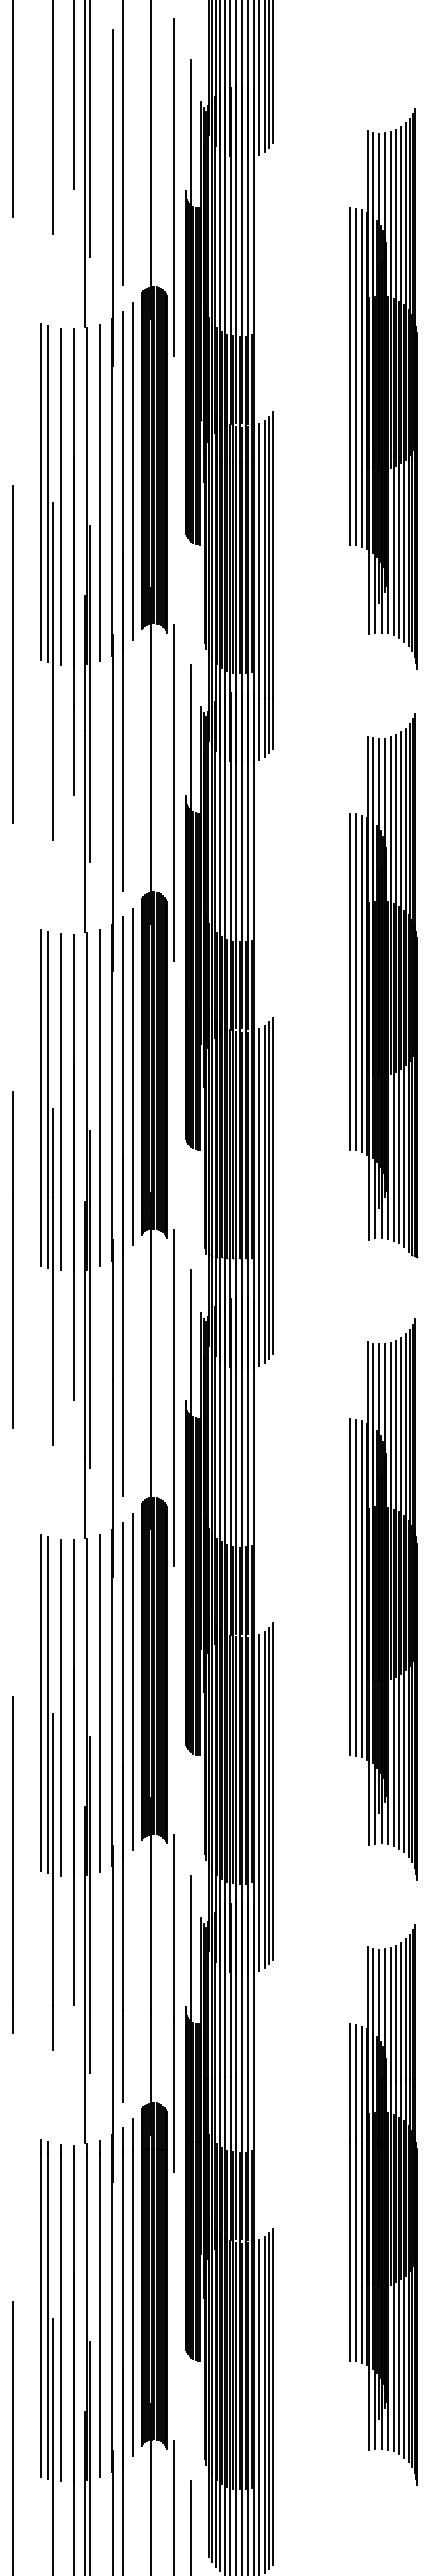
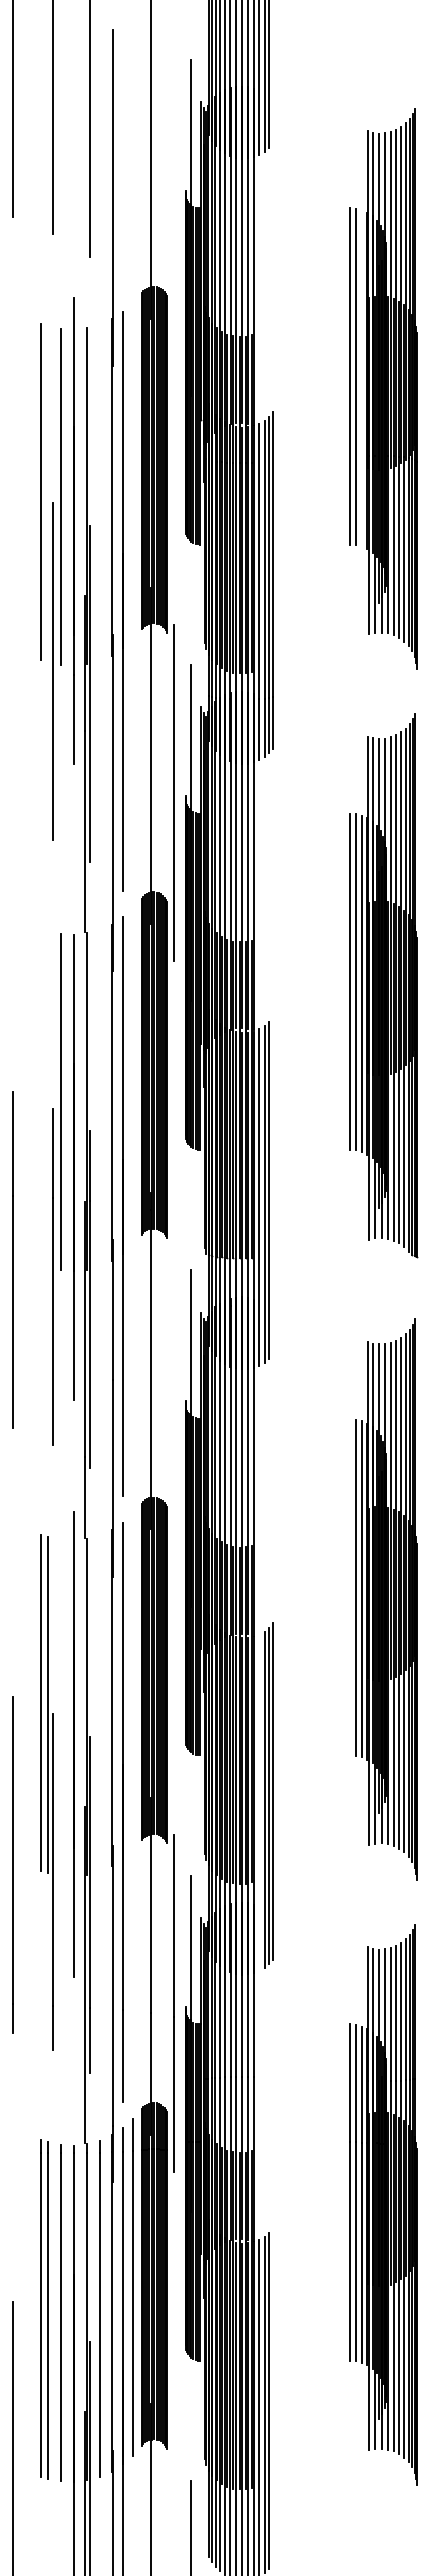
line: present -> none (273, 72)
line: present -> none (73, 95)
line: present -> none (123, 143)
line: present -> none (84, 164)
line: present -> none (174, 187)
line: present -> none (361, 378)
line: present -> none (133, 471)
line: present -> none (100, 492)
line: present -> none (48, 494)
line position: (73, 561) -> (73, 530) (73, 530)
line: present -> none (13, 654)
line: present -> none (133, 1076)
line: present -> none (41, 1097)
line: present -> none (99, 1097)
line: present -> none (48, 1099)
line: present -> none (273, 1185)
line: present -> none (174, 1398)
line: present -> none (349, 1587)
line: present -> none (133, 1682)
line: present -> none (100, 1703)
line: present -> none (61, 1707)
line position: (73, 1772) -> (73, 1744) (73, 1744)
line: present -> none (259, 1802)
line: present -> none (273, 2396)
line: present -> none (53, 2445)
line: present -> none (174, 2506)
